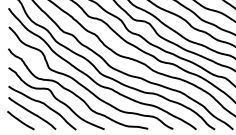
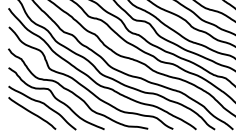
line: present -> none (20, 120)
